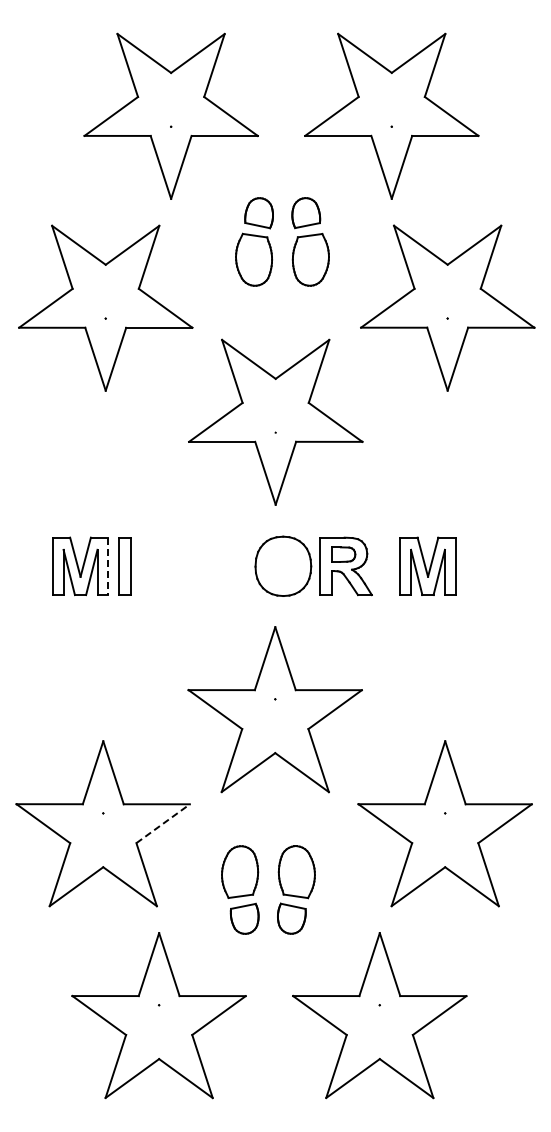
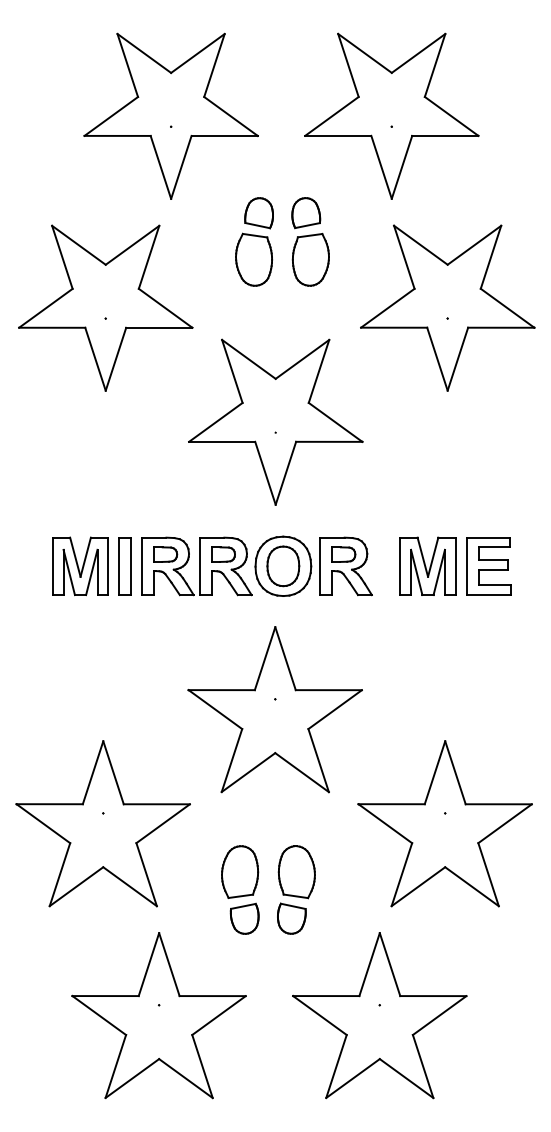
line: dashed -> solid (108, 566)
part: none -> present (196, 566)
part: none -> present (283, 566)
part: none -> present (488, 566)
line: dashed -> solid (163, 823)
